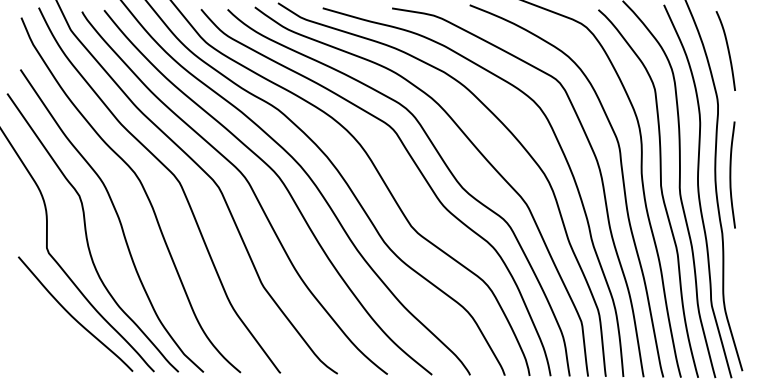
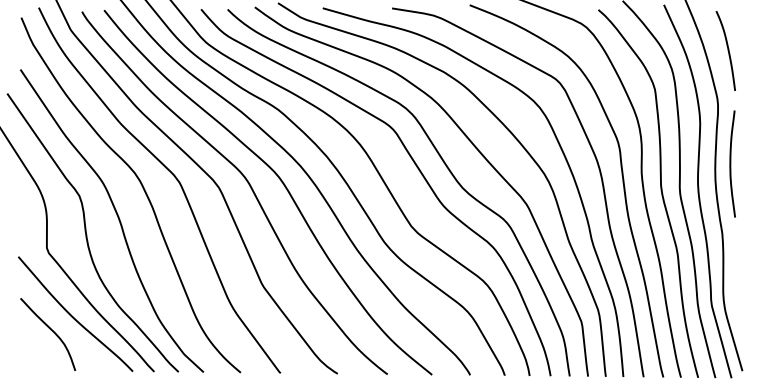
curve position: (731, 174) -> (731, 163) (731, 163)
curve: none -> present (51, 331)
